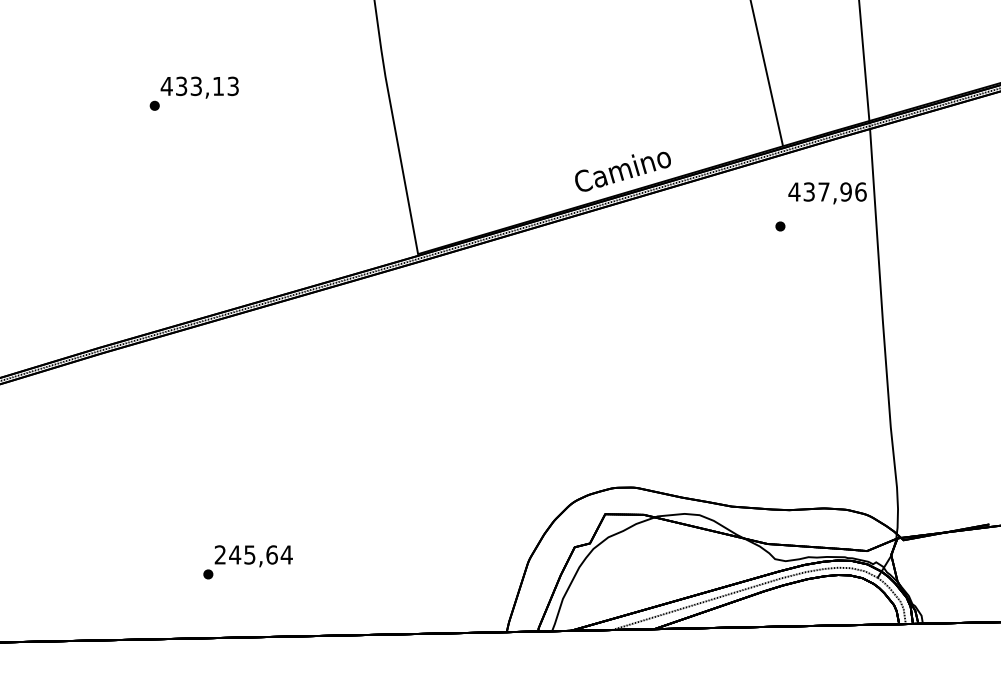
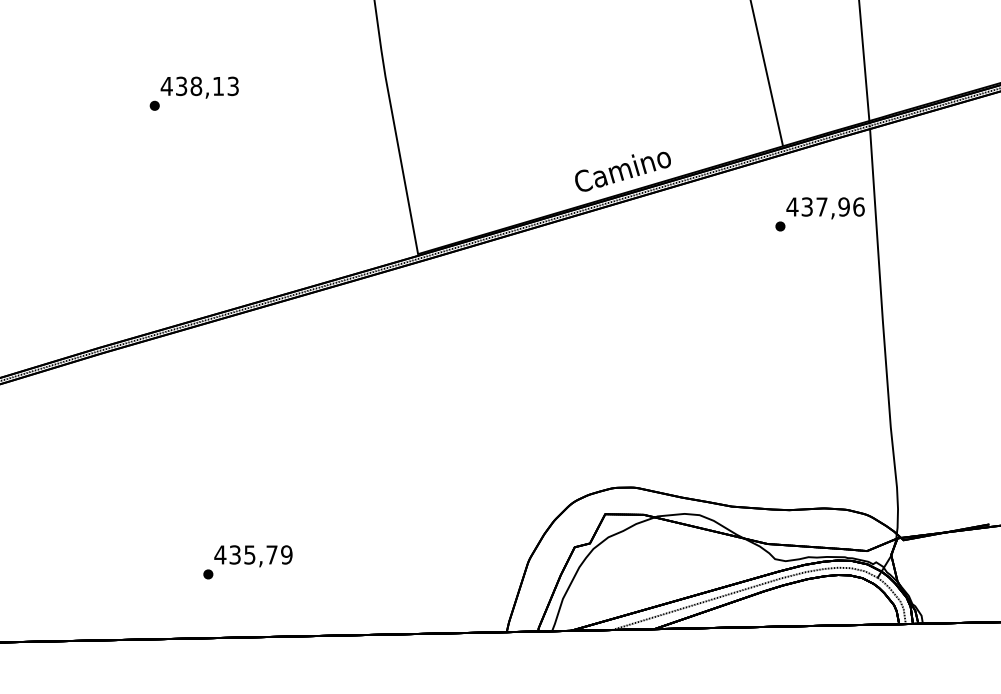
text: 433,13 -> 438,13 (196, 85)
text position: (827, 193) -> (825, 208) (825, 208)
text: 245,64 -> 435,79 (253, 554)
